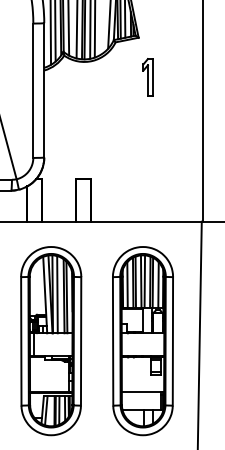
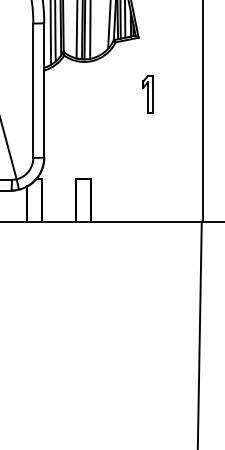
line: present -> none (68, 28)
line: present -> none (94, 29)
part position: (147, 77) -> (147, 94) (147, 94)
part: present -> none (51, 341)
part: present -> none (142, 341)
